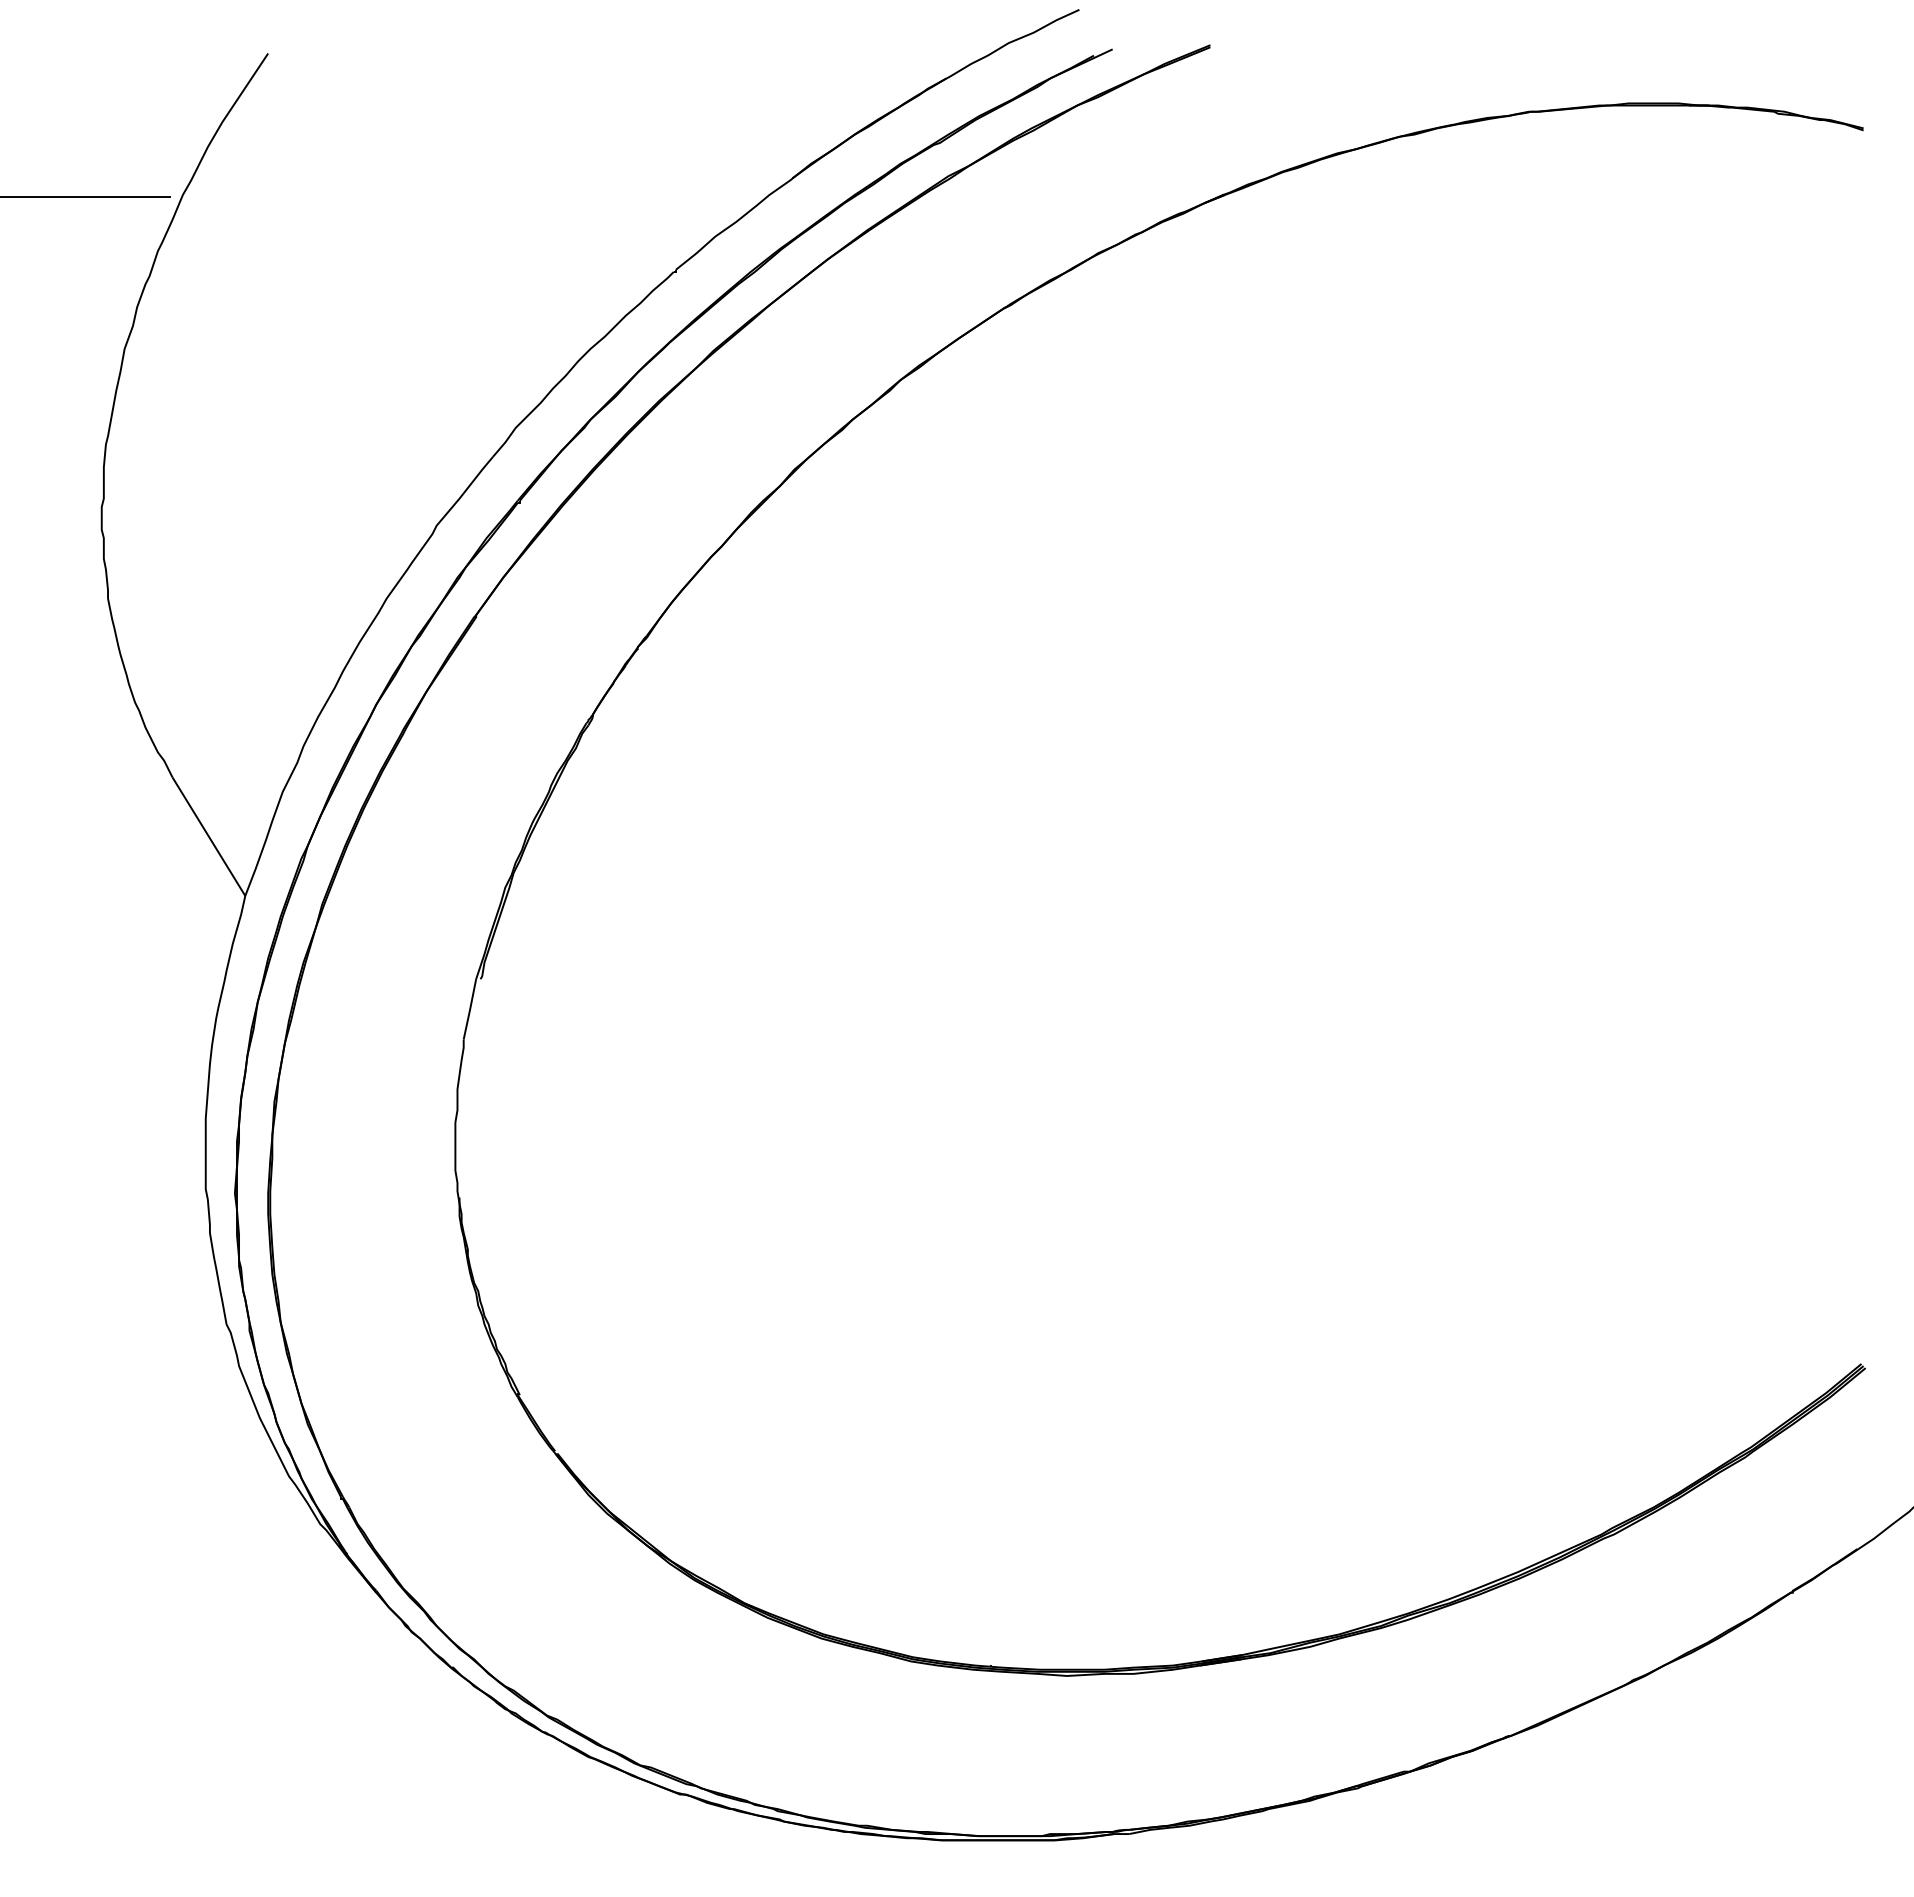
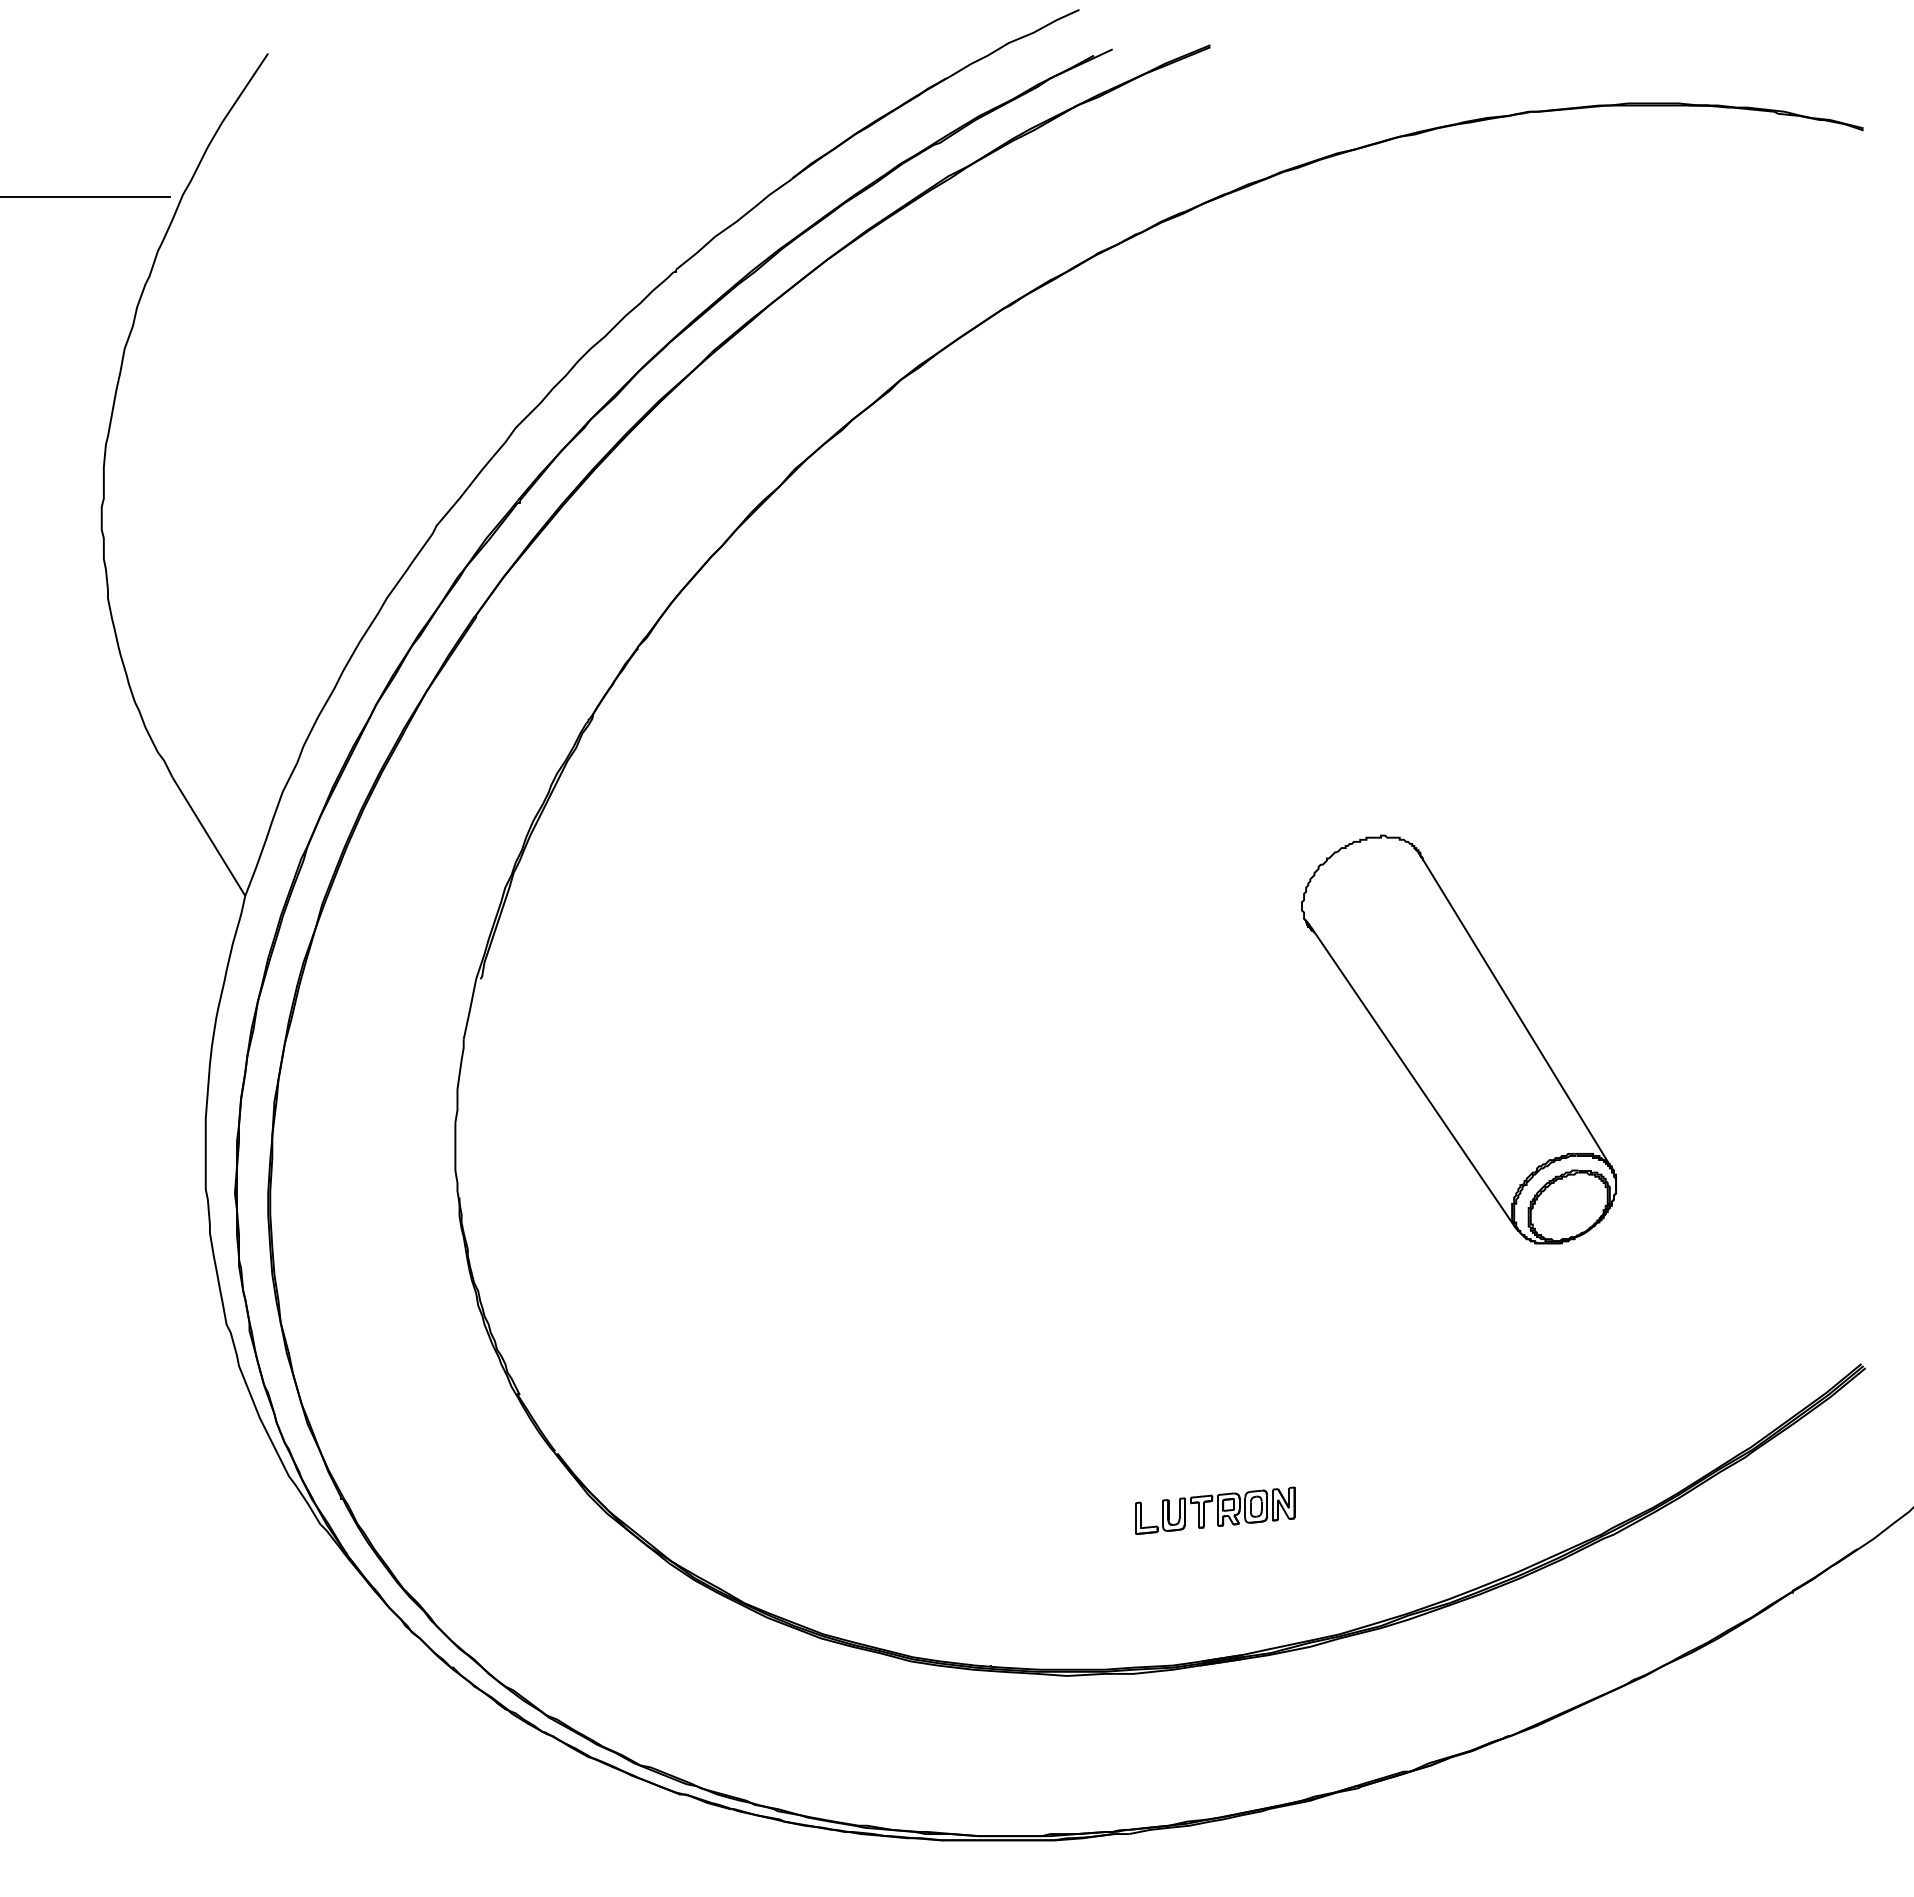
part: none -> present (1458, 1039)
part: none -> present (1215, 1510)
